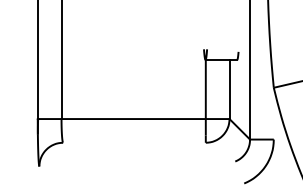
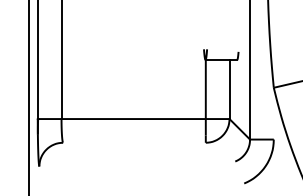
line: none -> present (29, 97)
